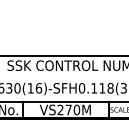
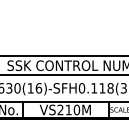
line: none -> present (63, 75)
text: VS270M -> VS210M (68, 109)
